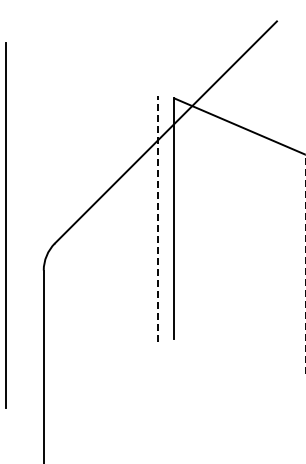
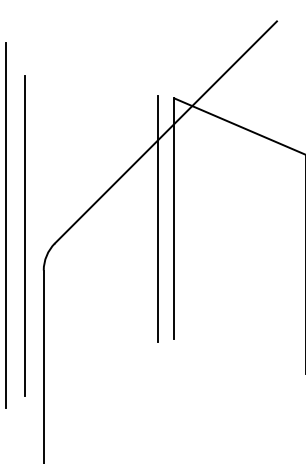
line: dashed -> solid (158, 218)
line: none -> present (24, 236)
line: dashed -> solid (305, 264)
